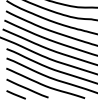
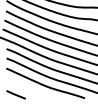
line: present -> none (27, 88)
